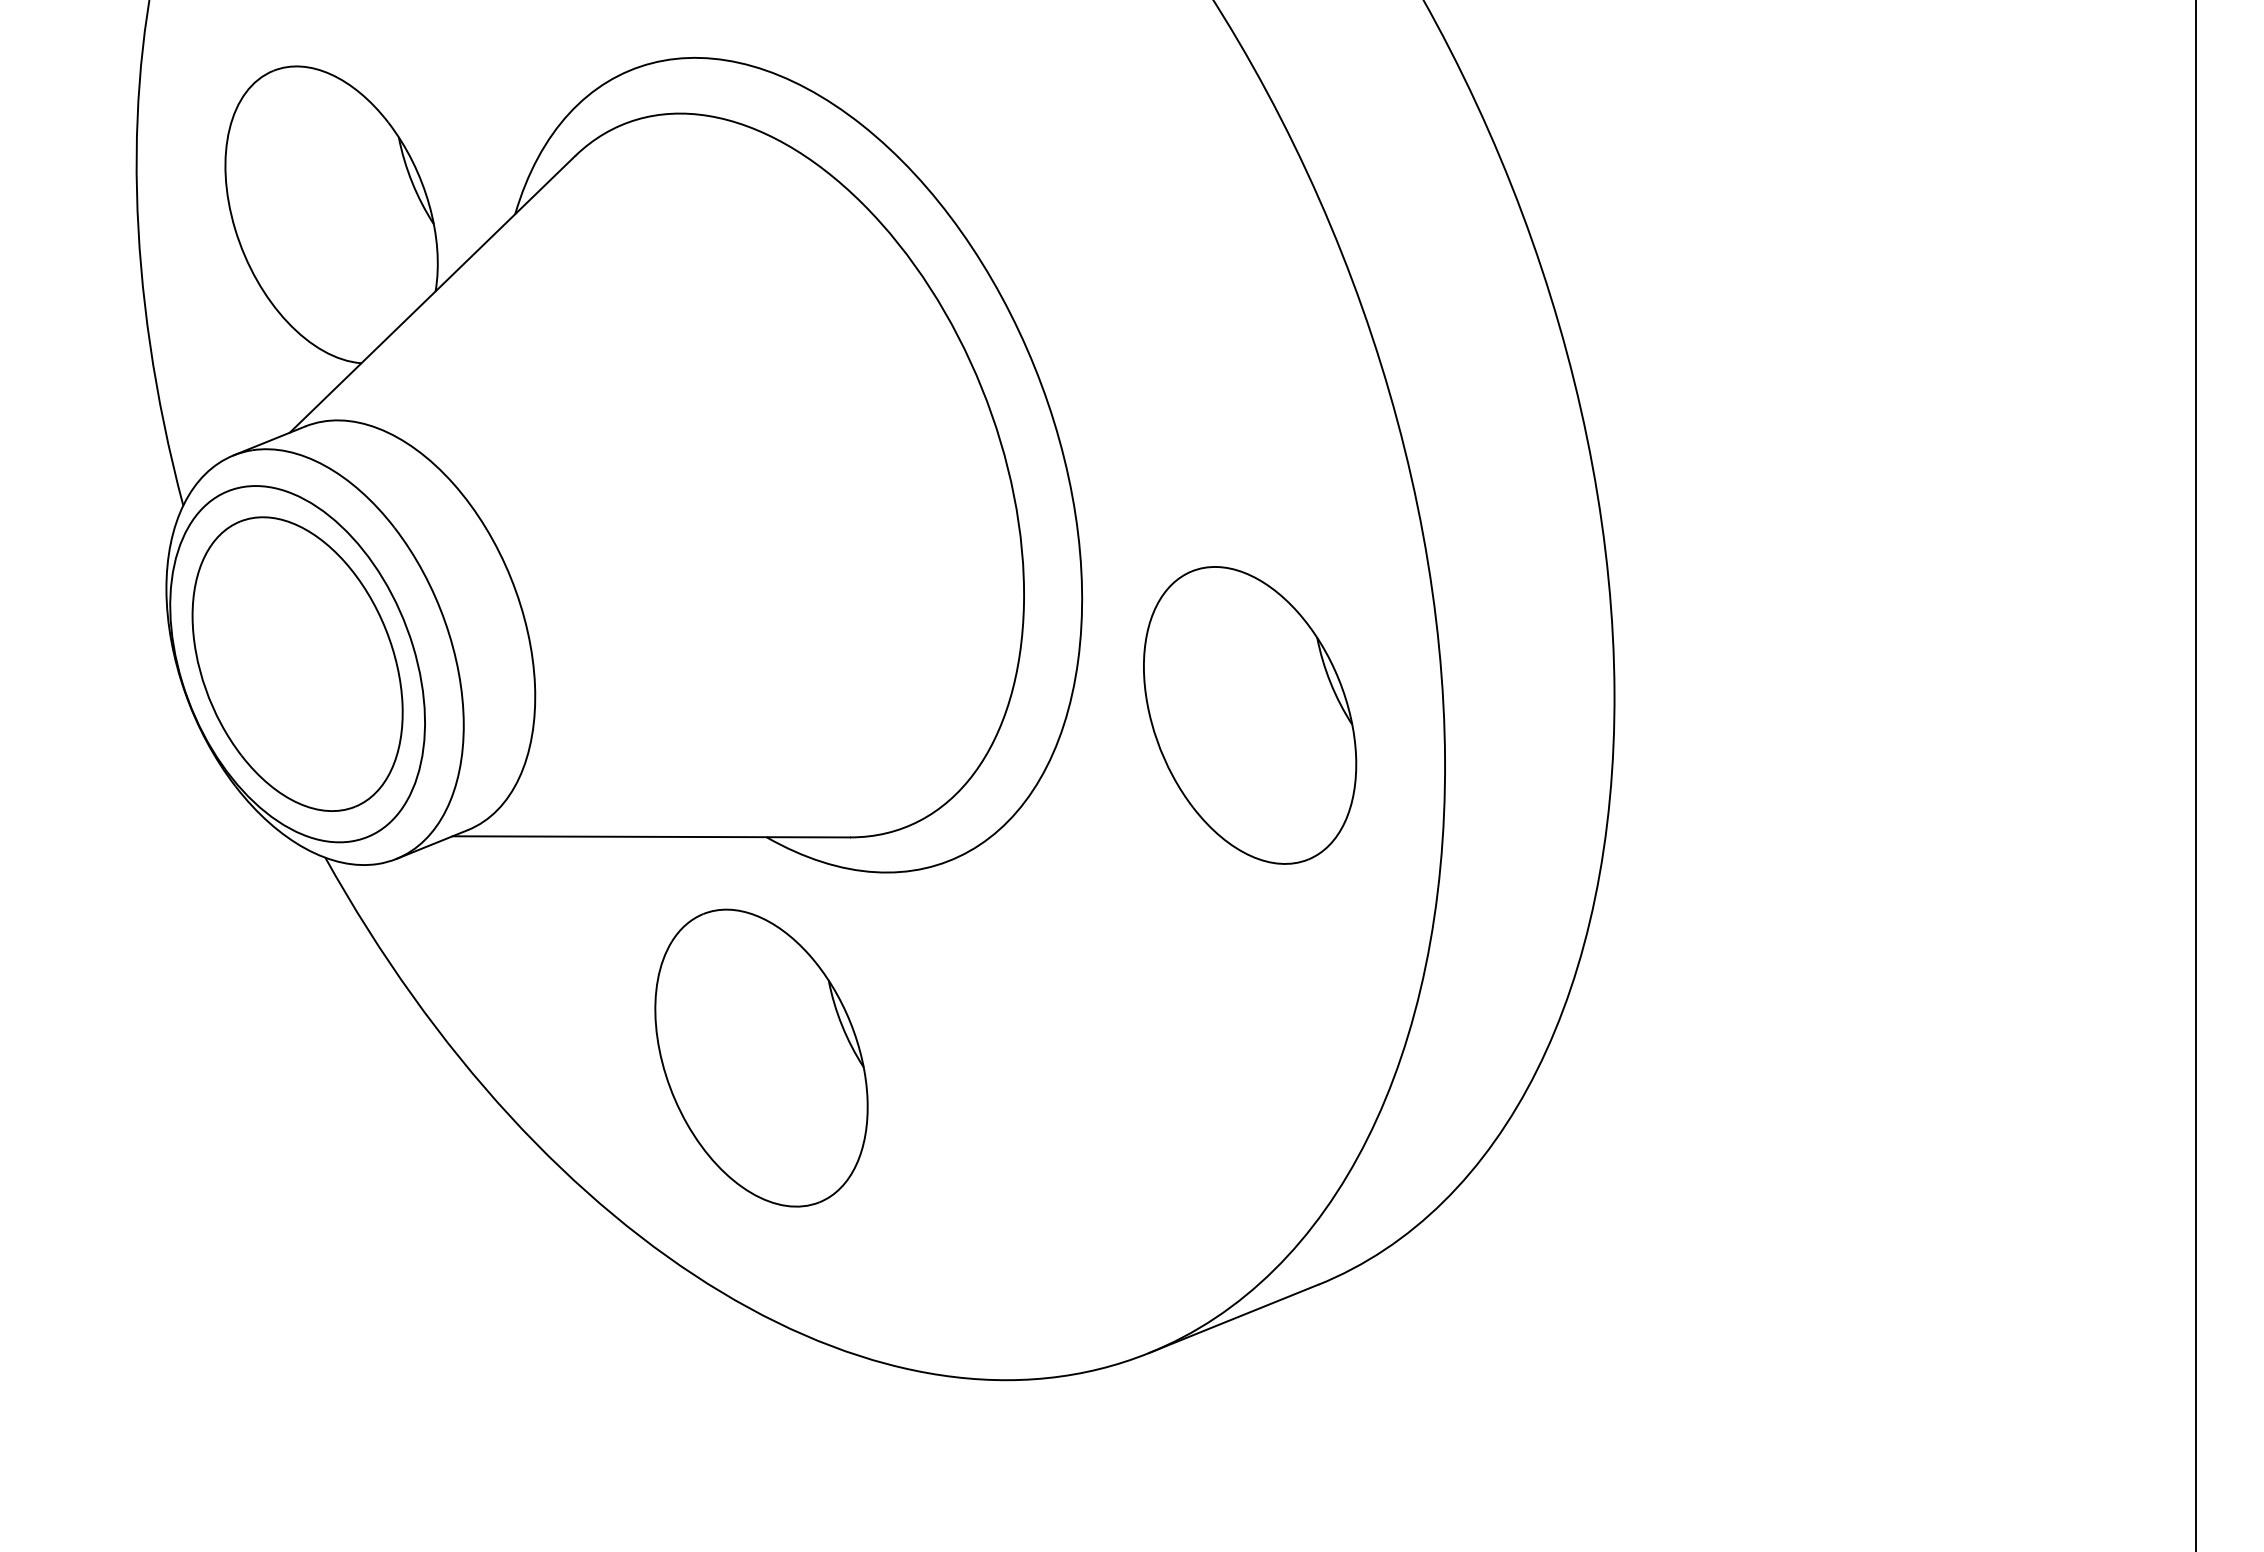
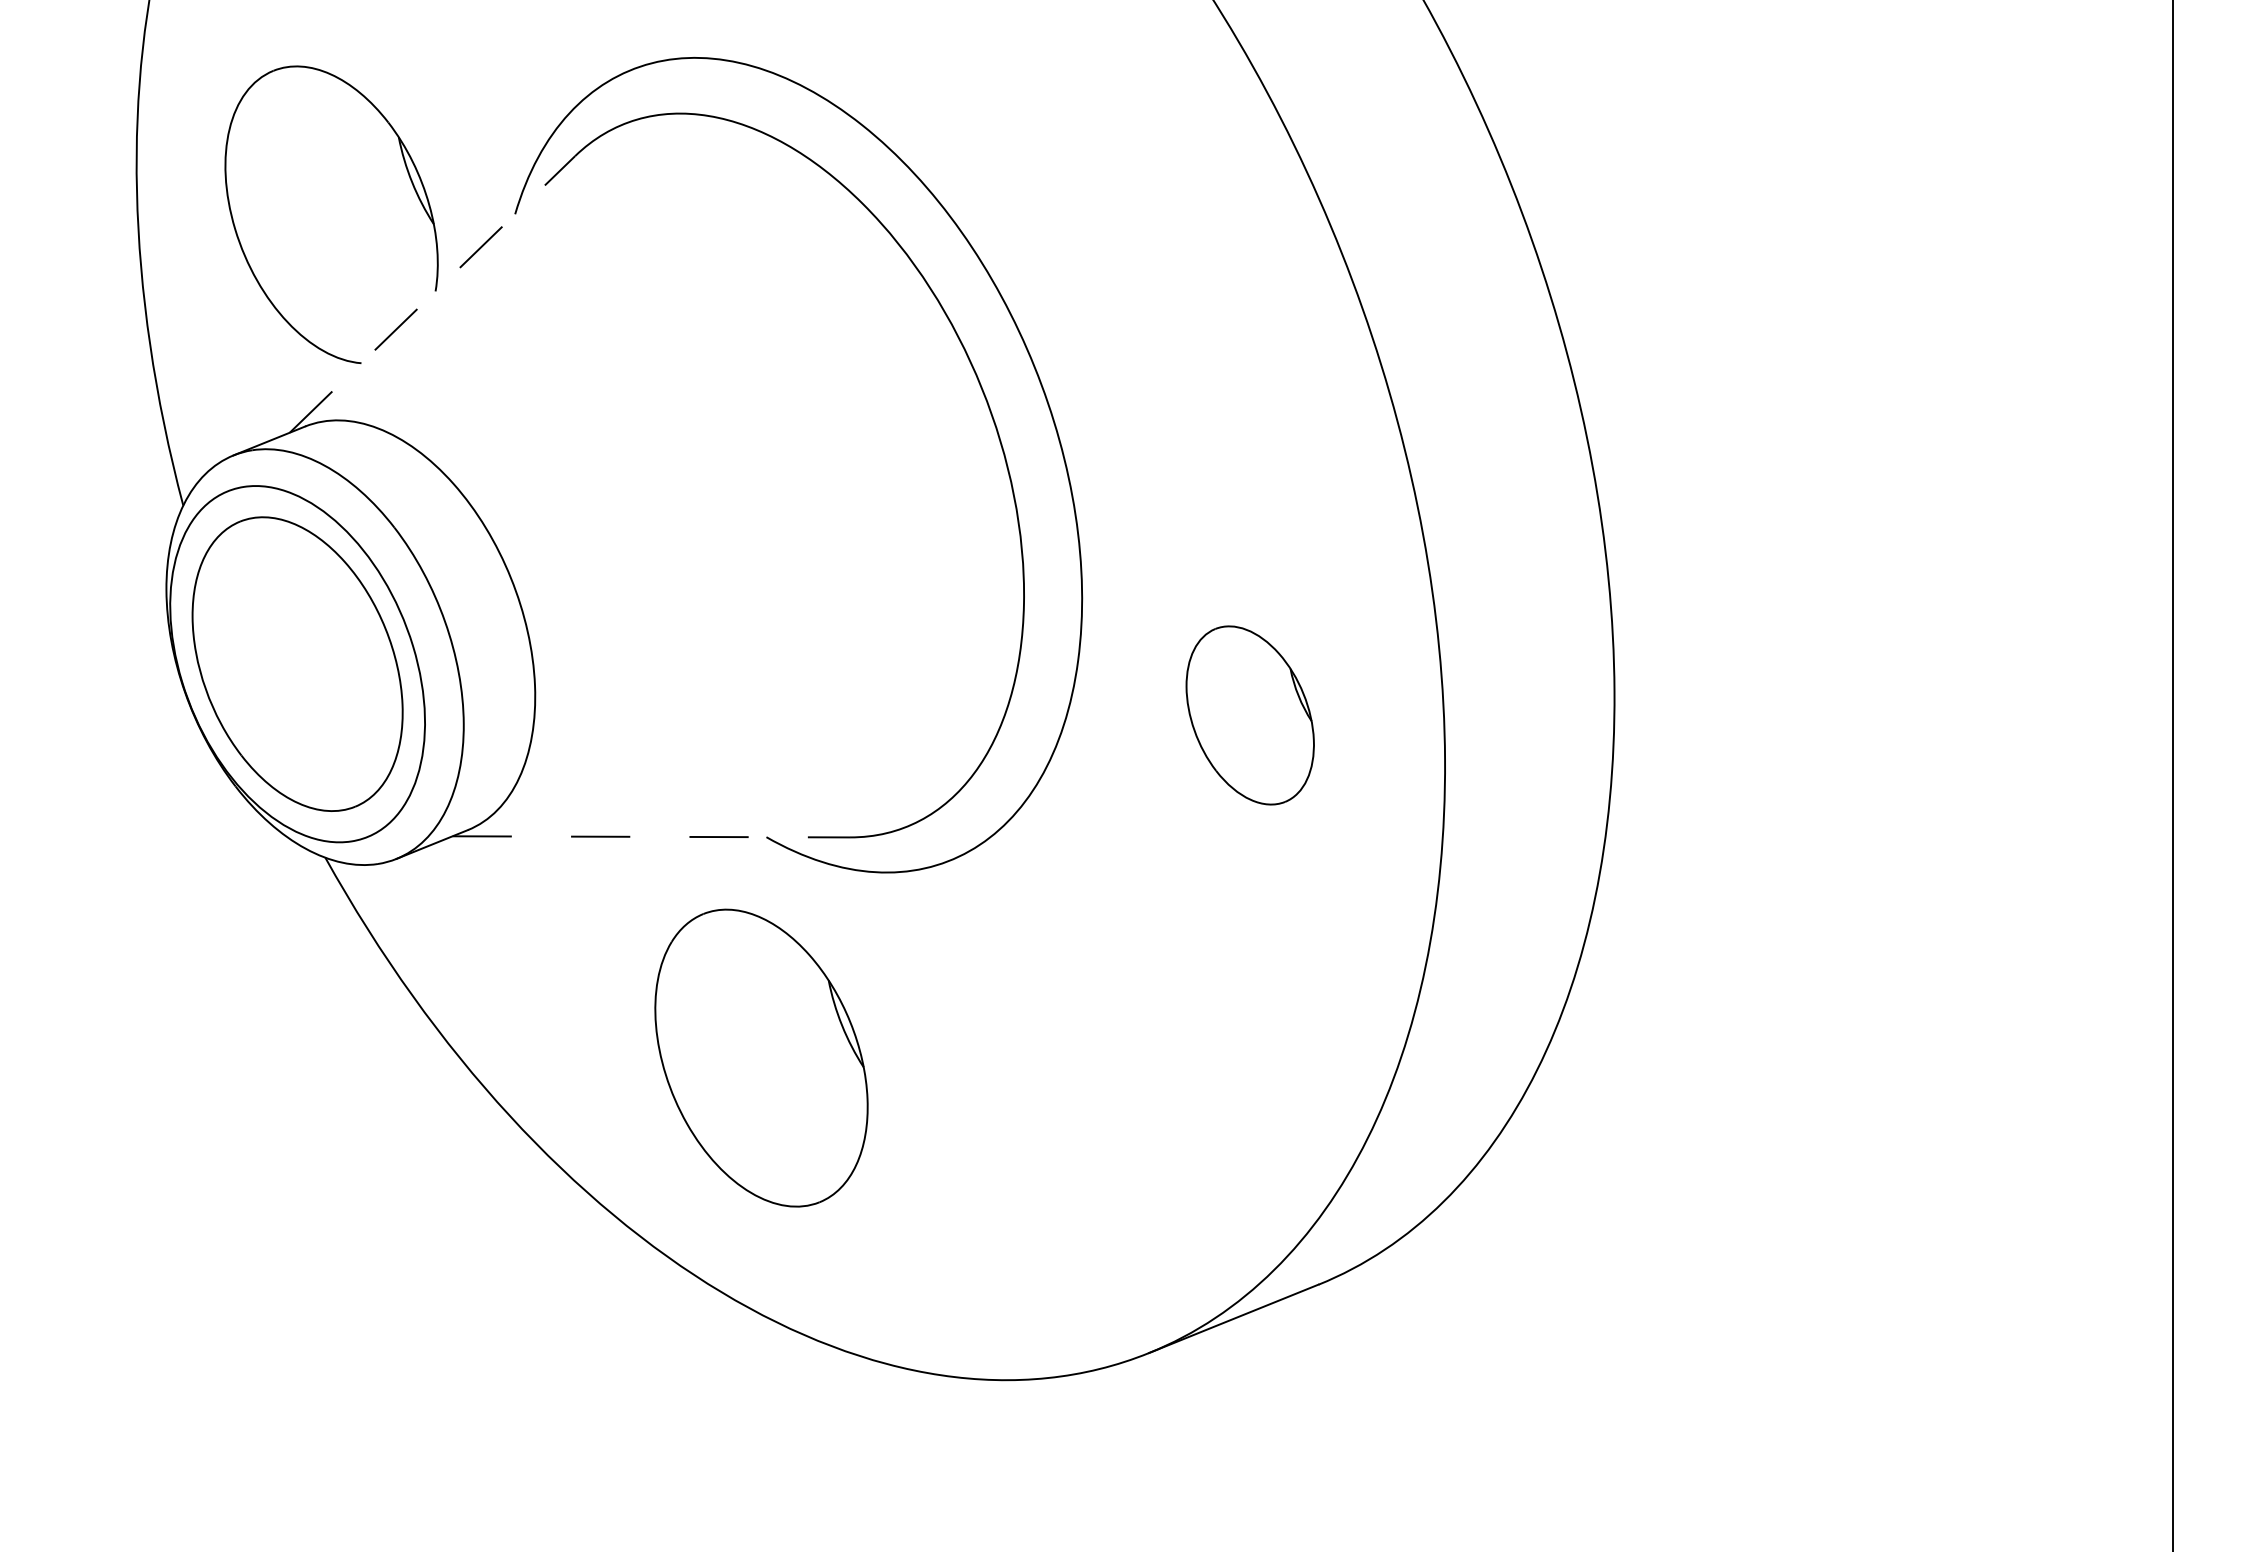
line: solid -> dashed (432, 294)
part size: 215x299 px -> 130x181 px (1249, 715)
line position: (2196, 775) -> (2173, 775) (2173, 775)
line: solid -> dashed (651, 836)
